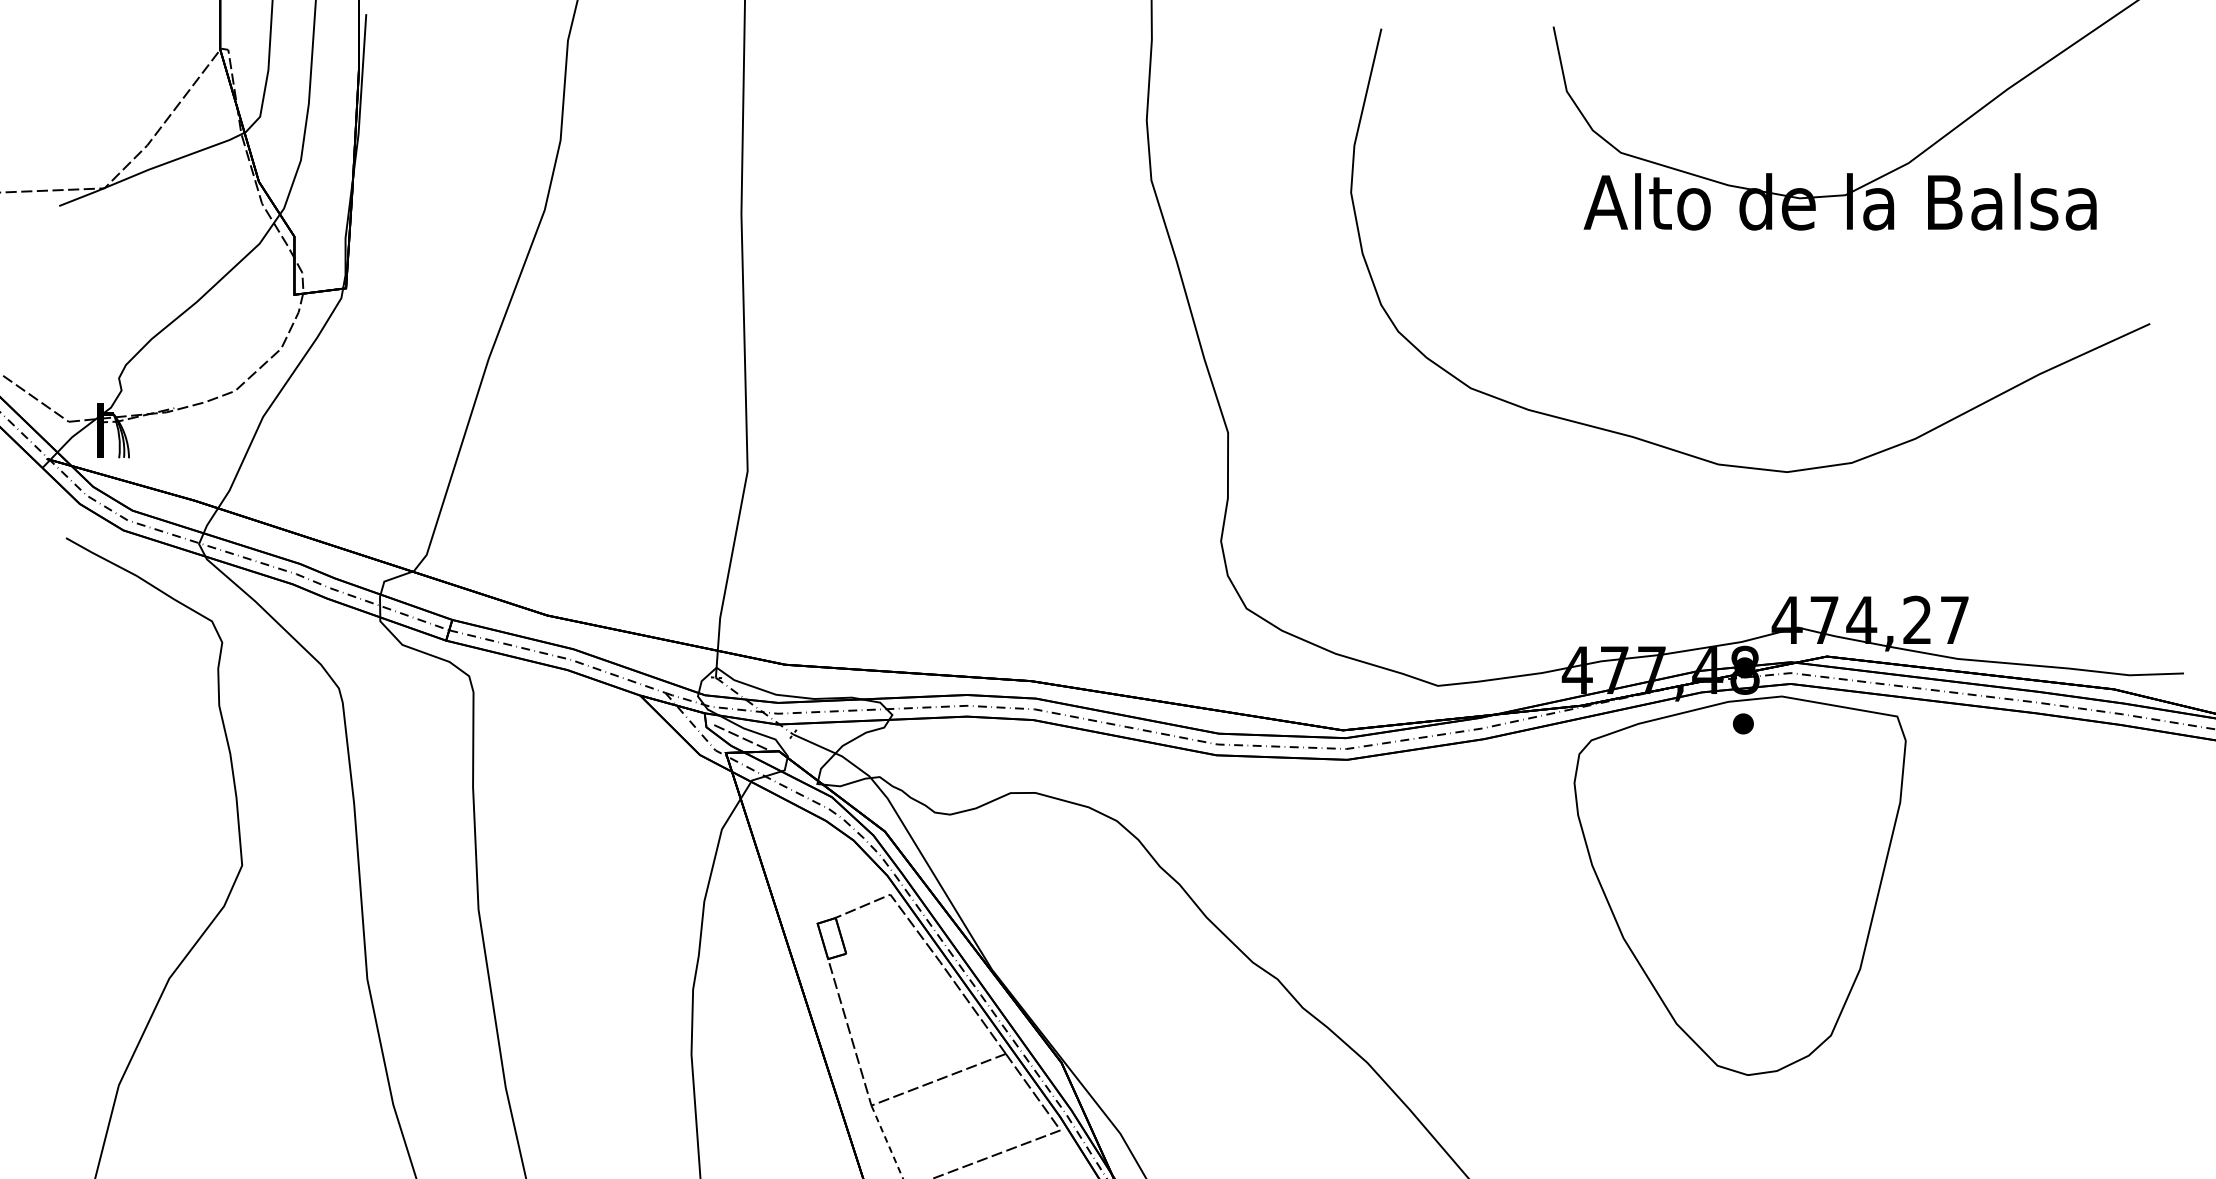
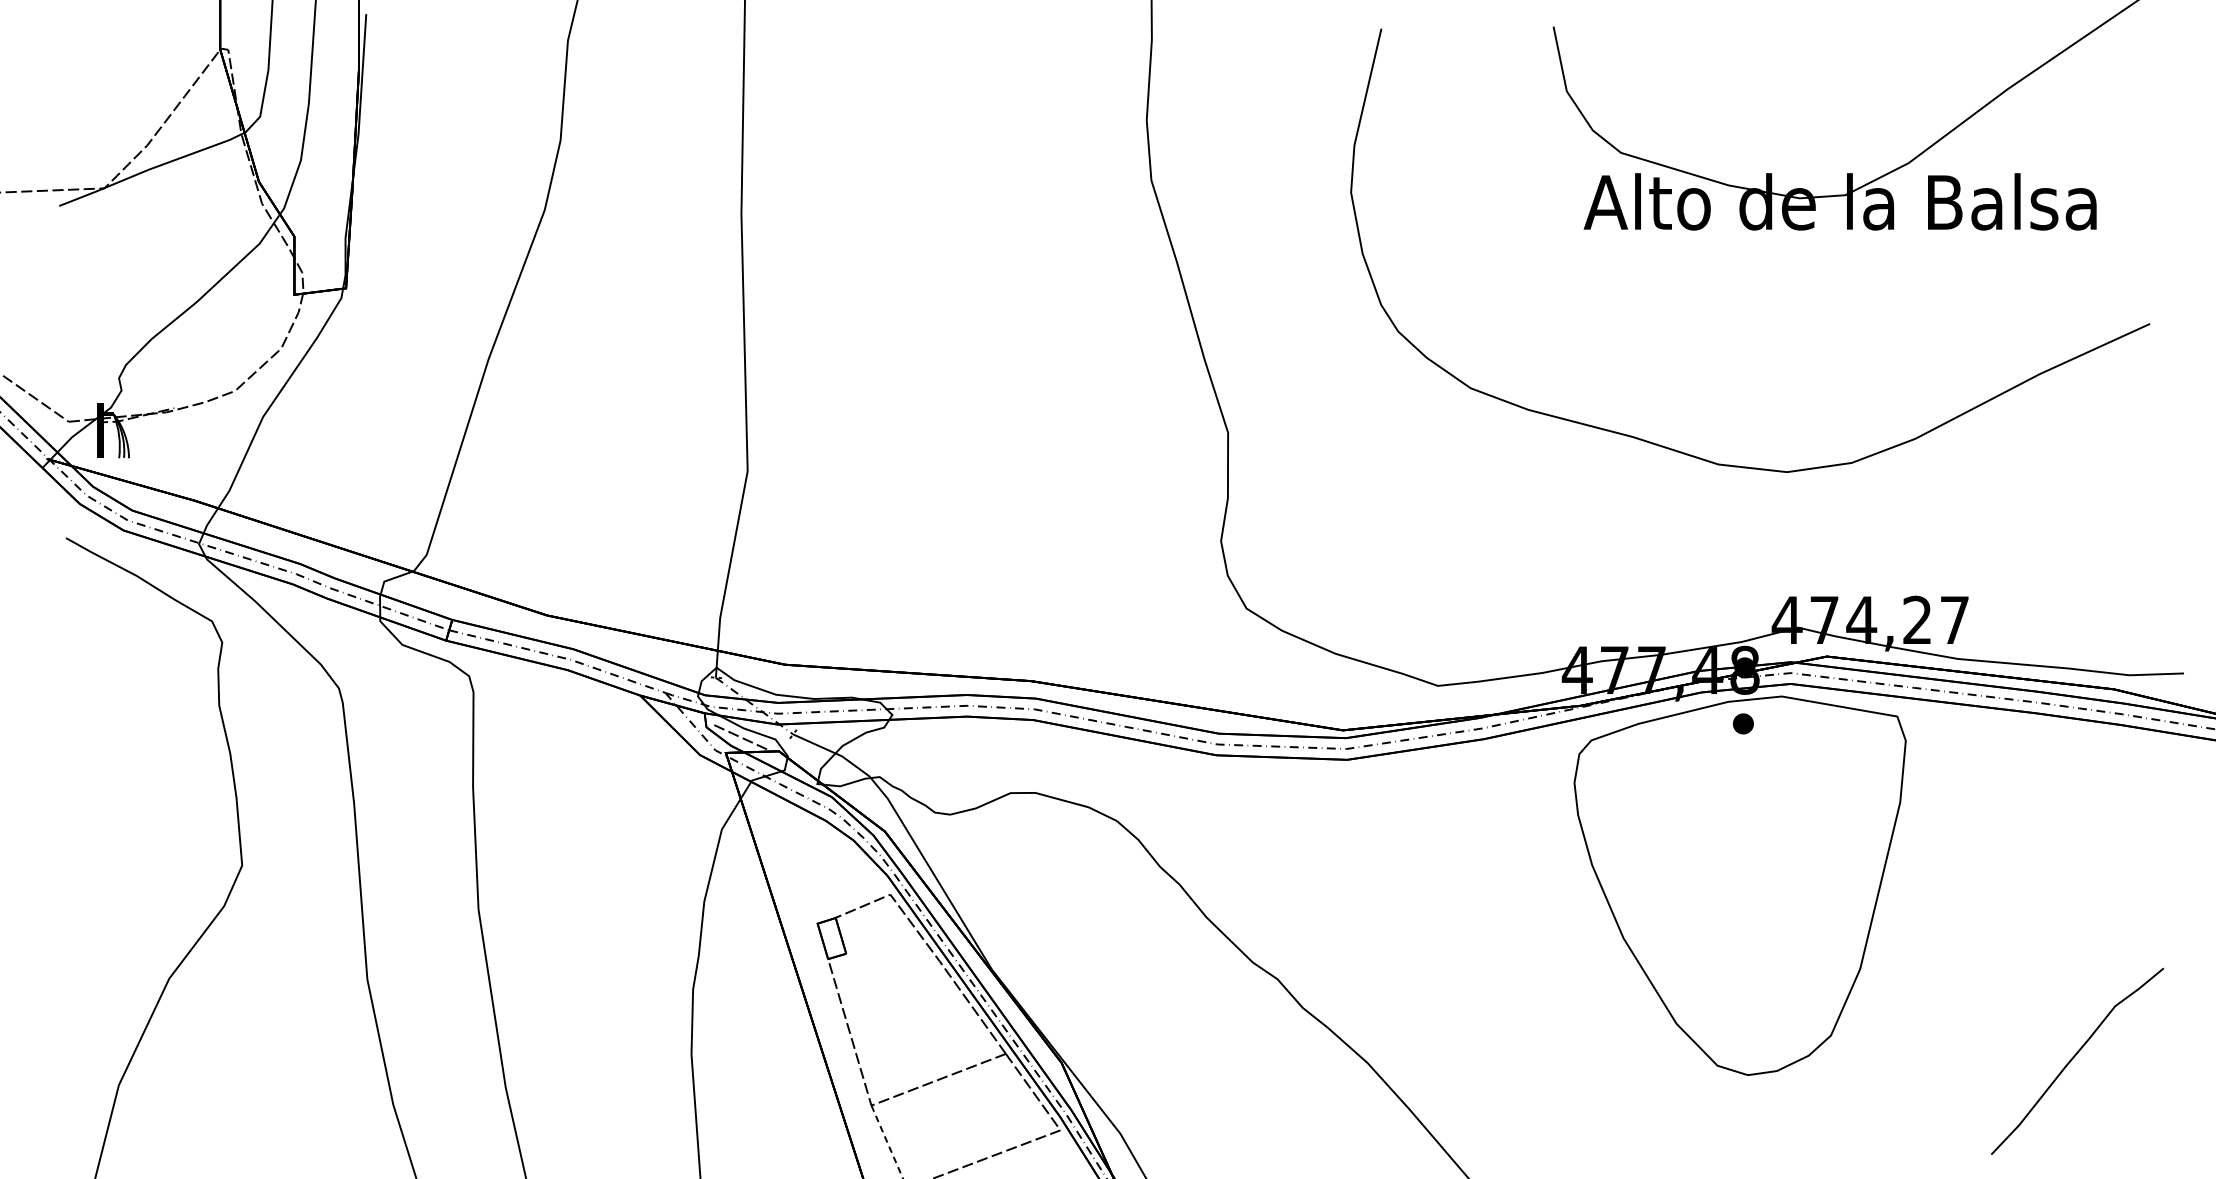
curve: none -> present (2074, 1057)
